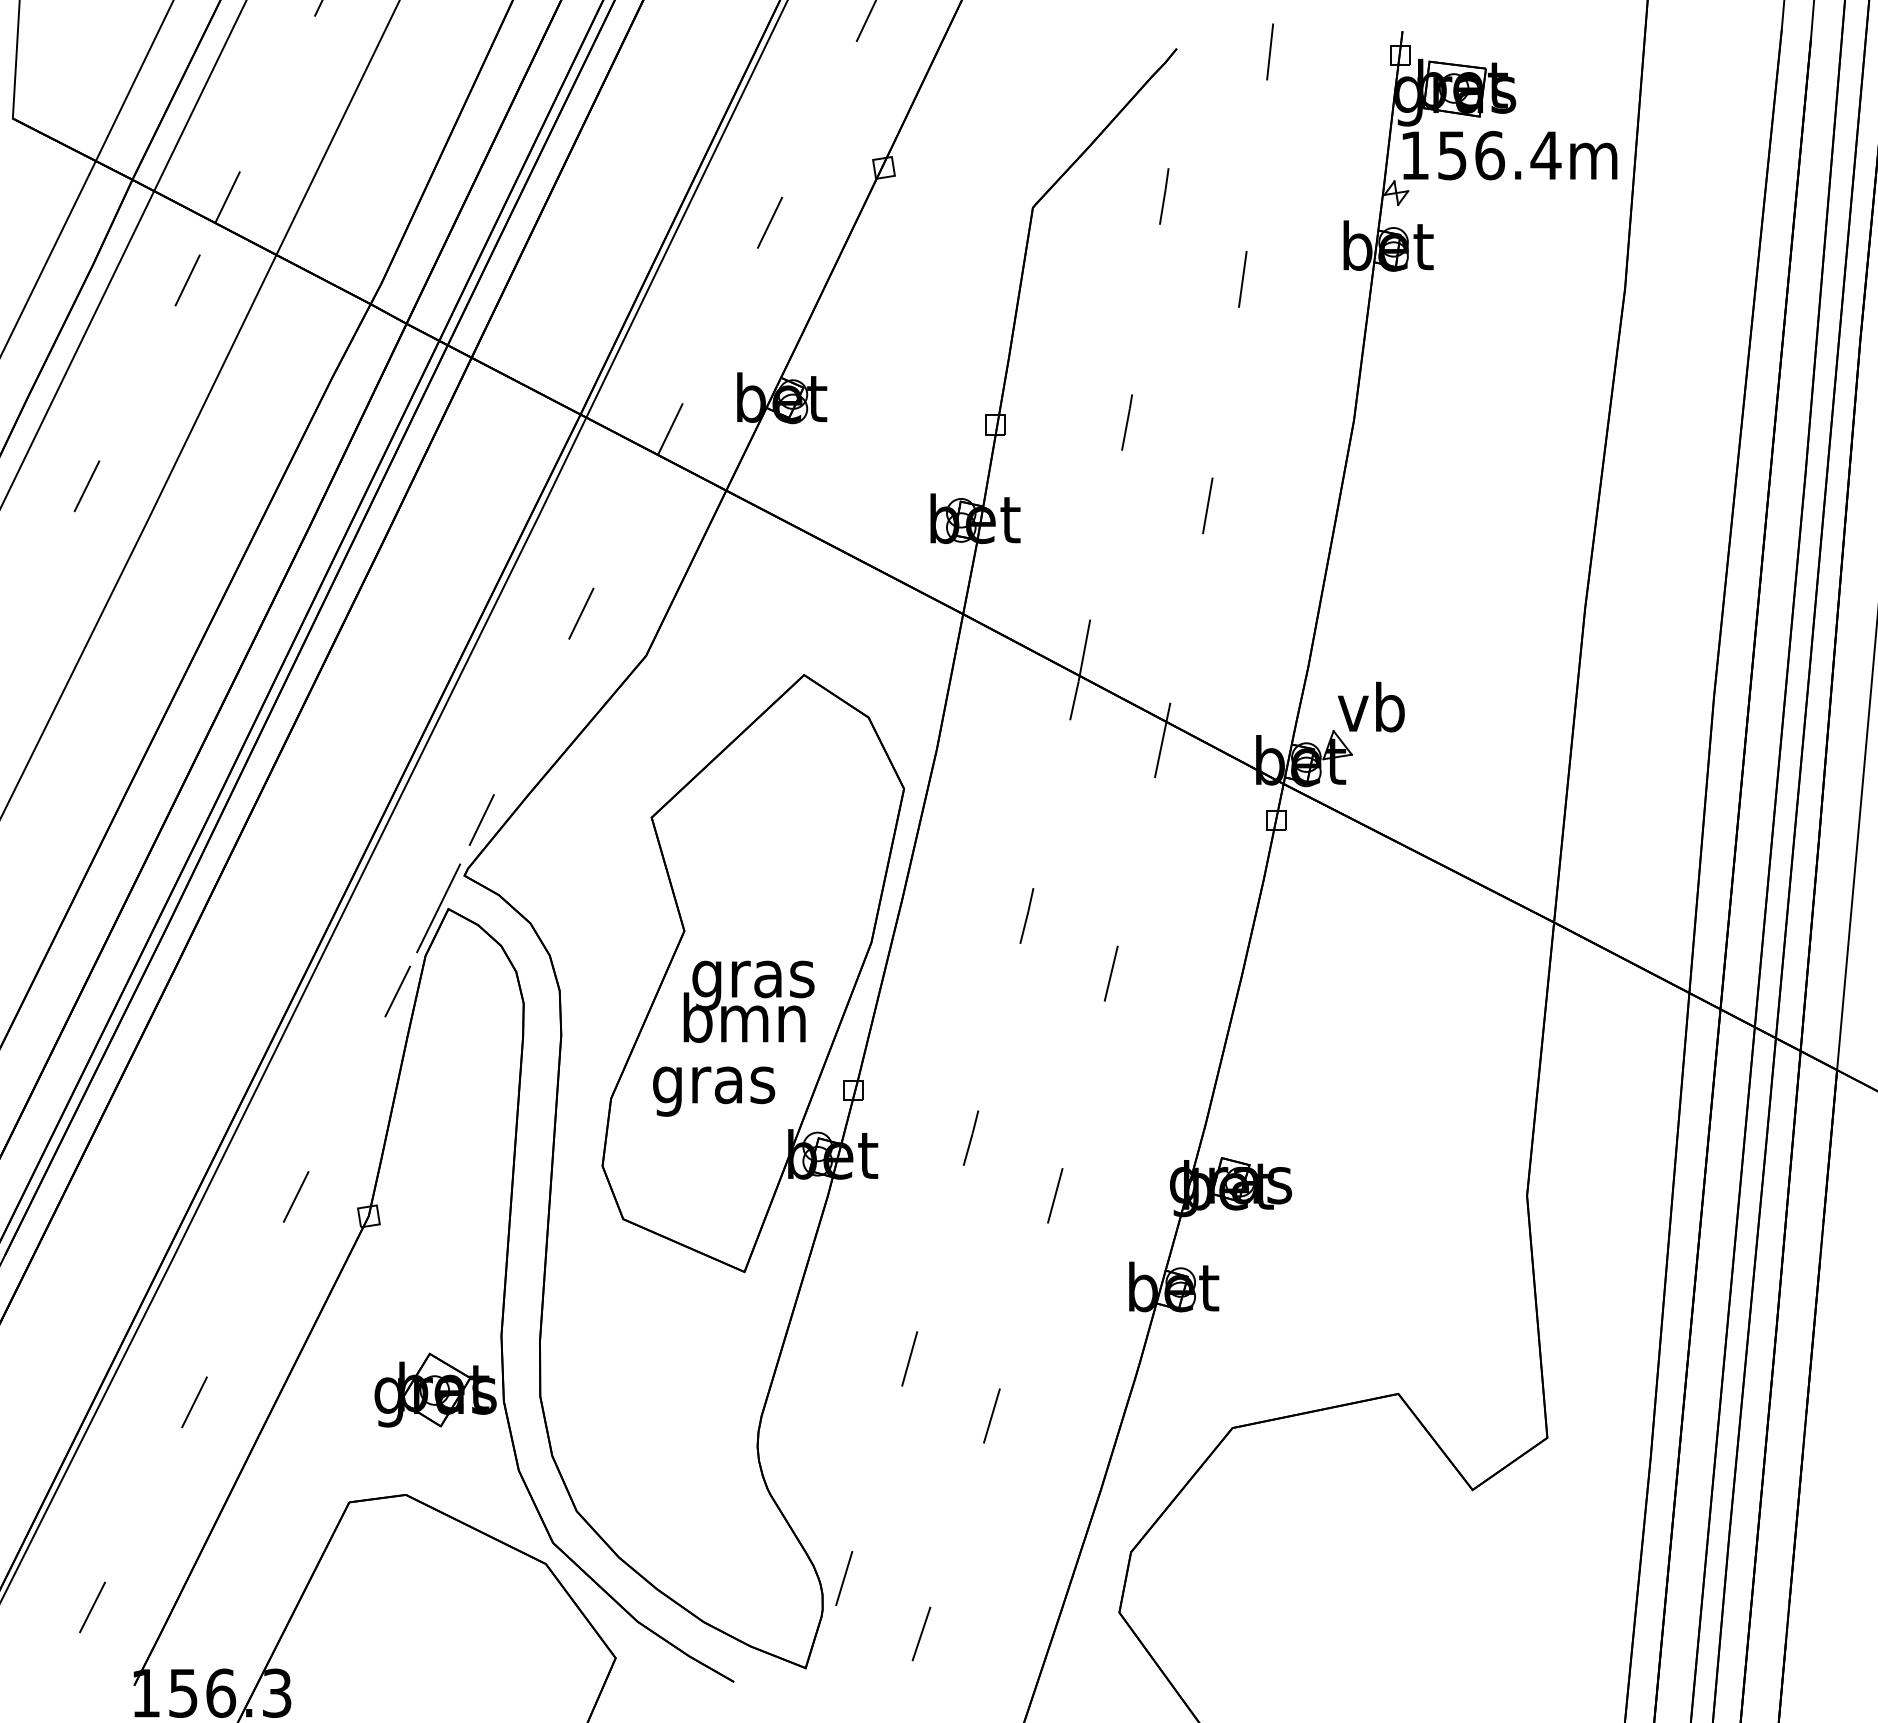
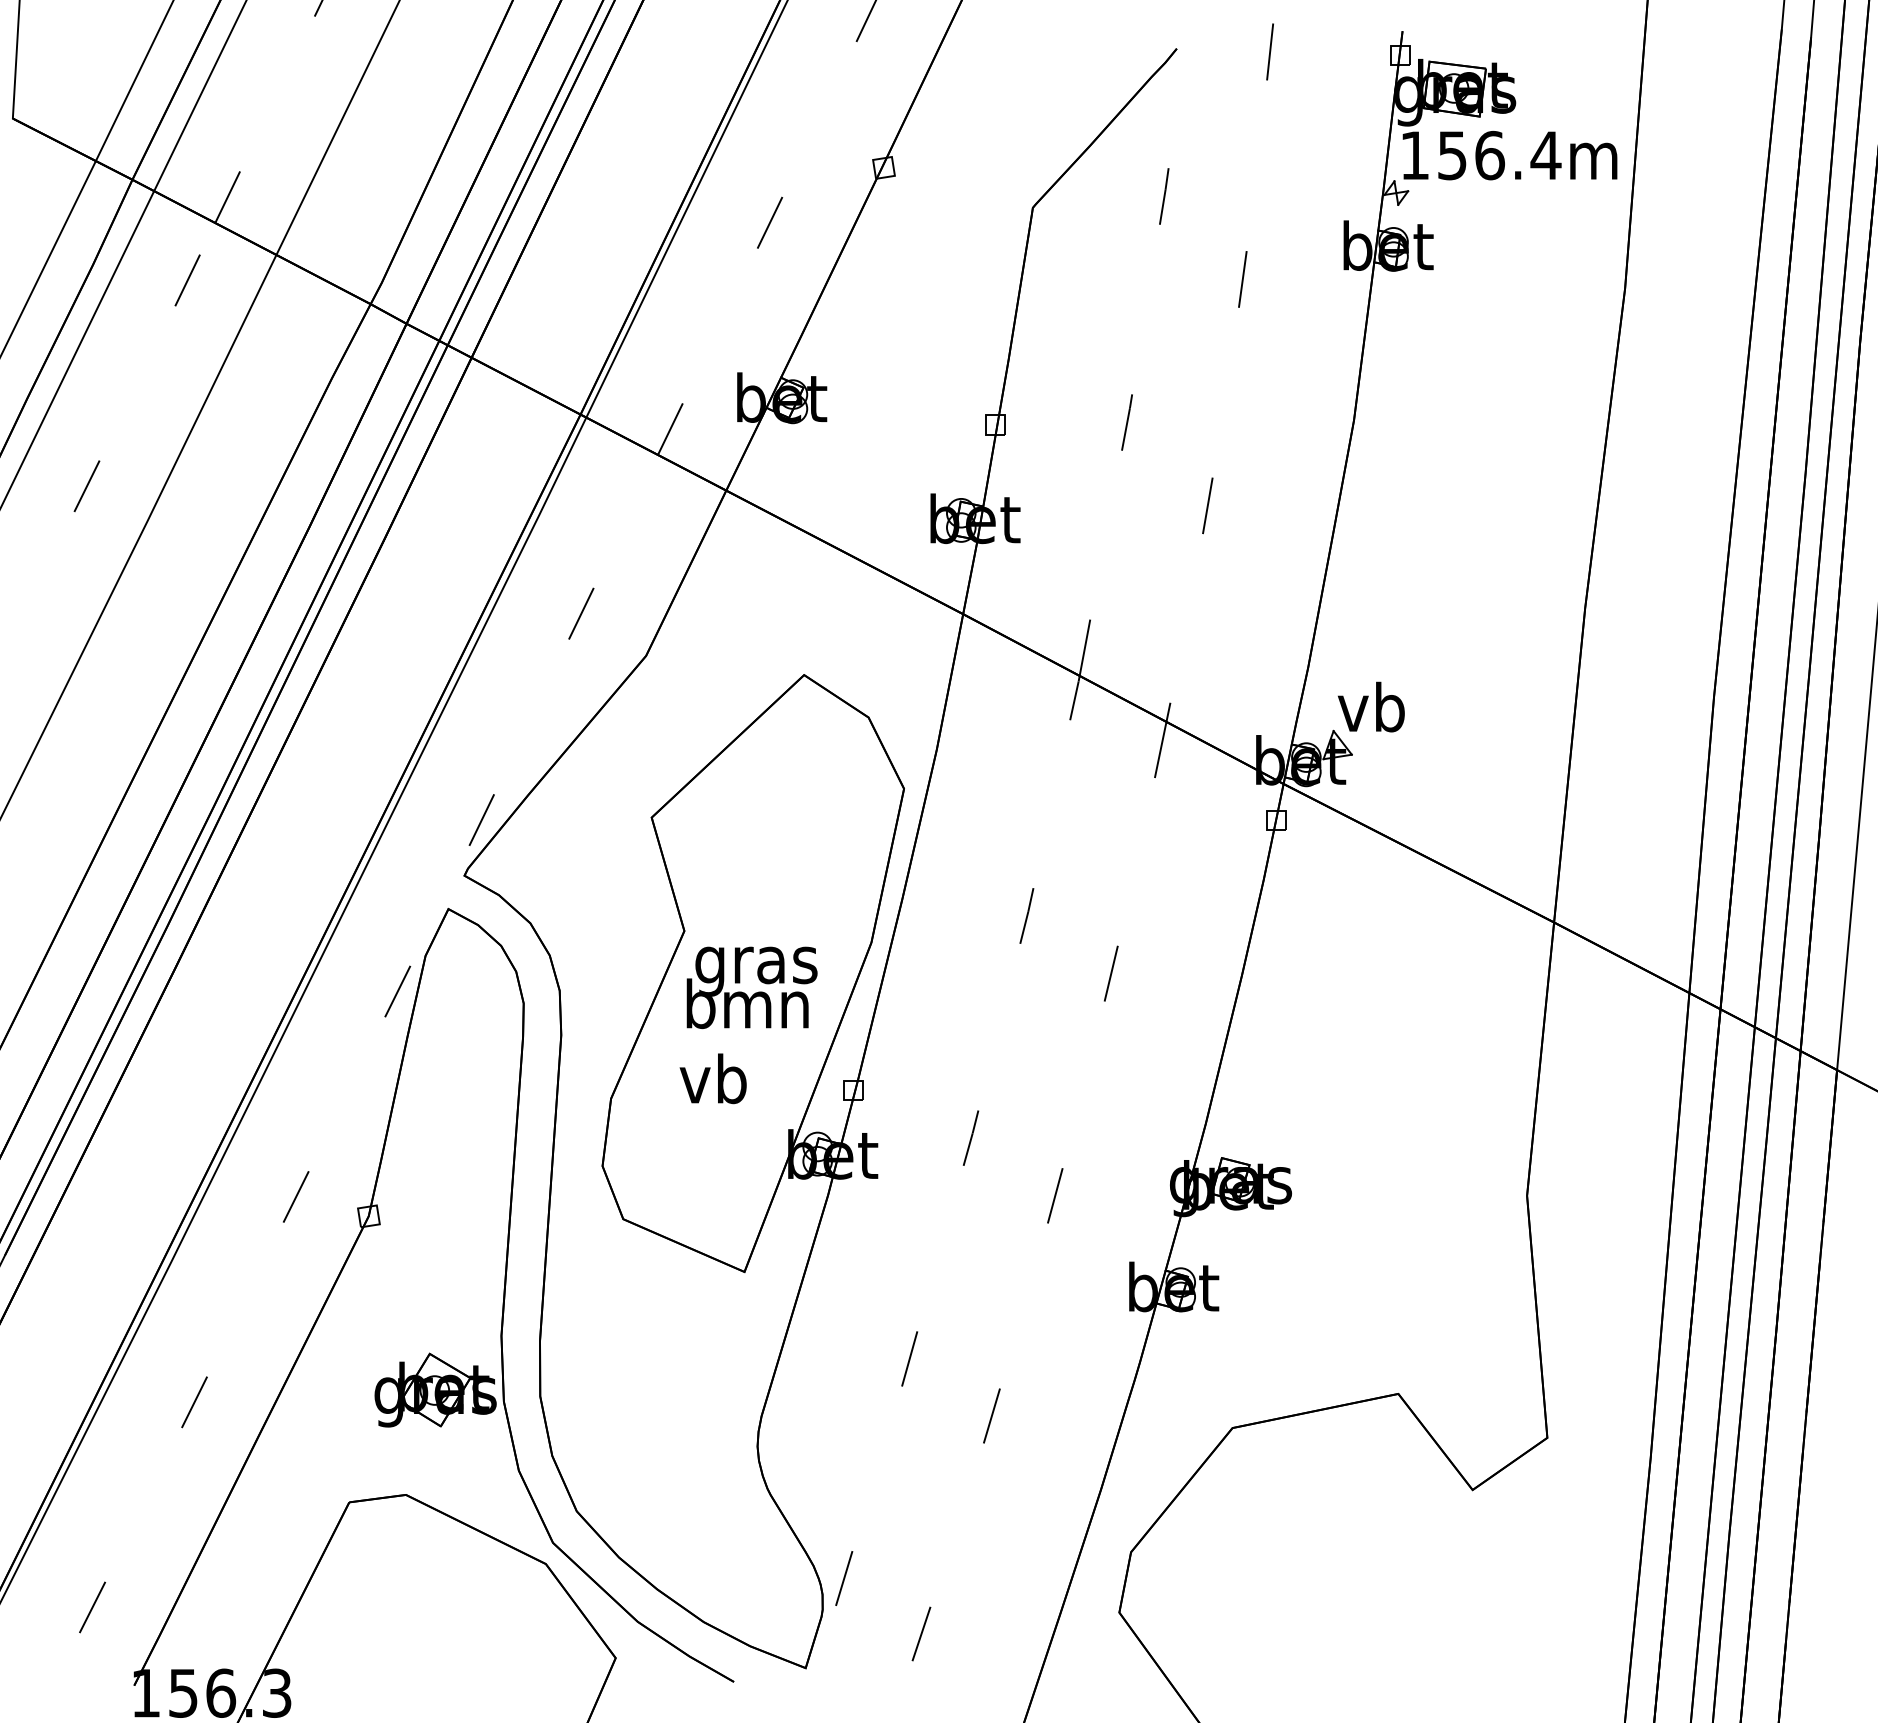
line: present -> none (438, 908)
text position: (748, 1001) -> (751, 987) (751, 987)
text: gras -> vb (714, 1084)
